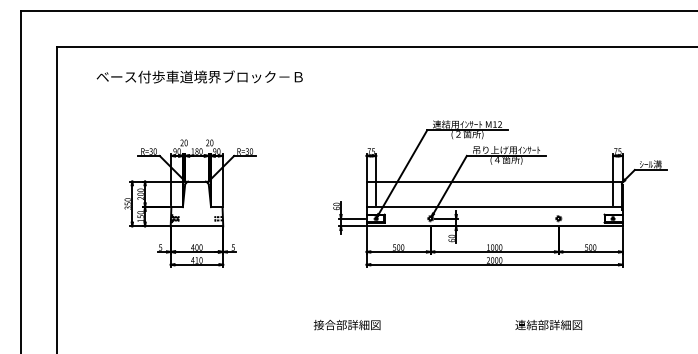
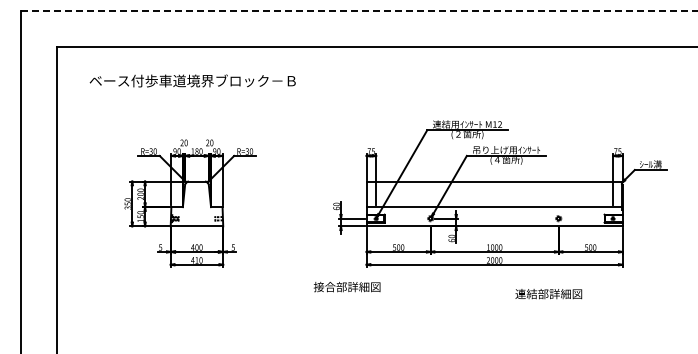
line: solid -> dashed (359, 10)
text position: (199, 76) -> (192, 80) (192, 80)
text position: (346, 325) -> (346, 287) (346, 287)
text position: (548, 325) -> (548, 294) (548, 294)
